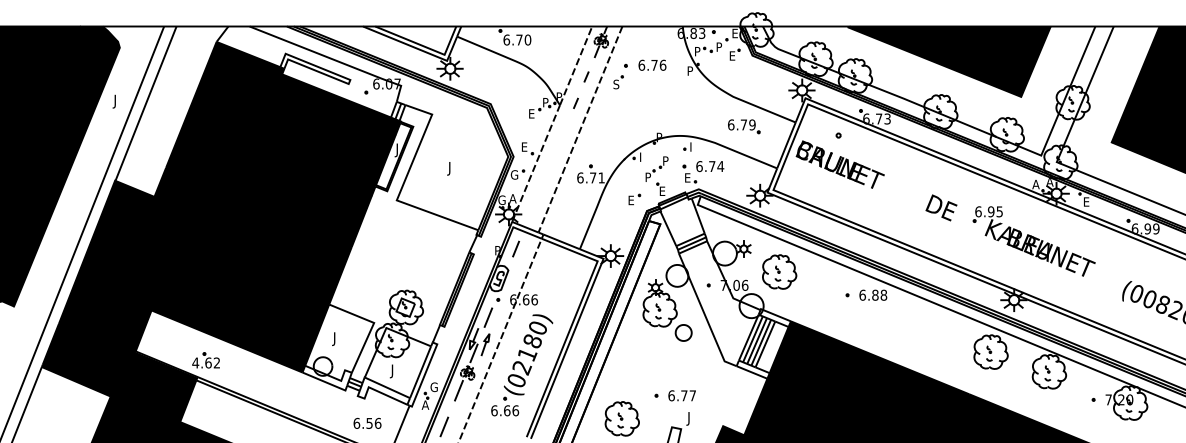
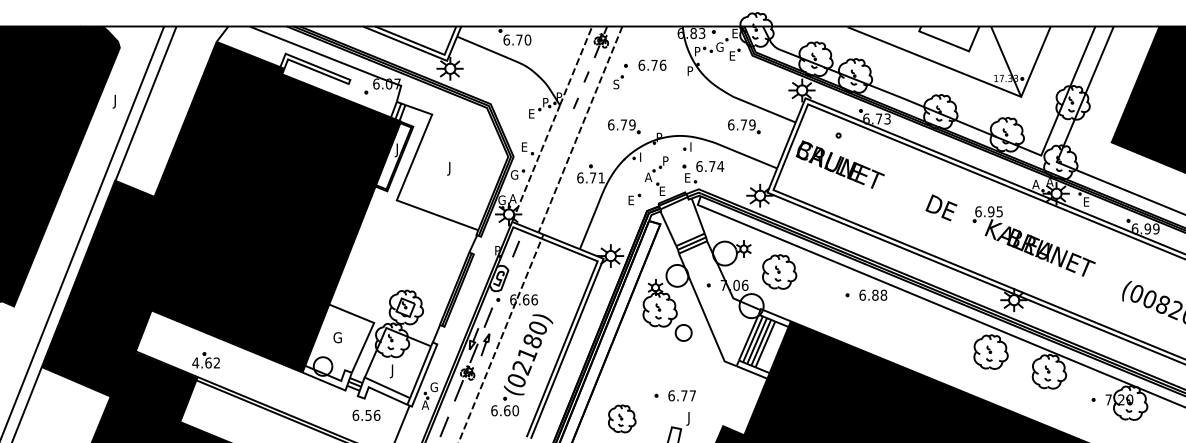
text: P -> G (719, 46)
fill: present -> none (949, 61)
part: none -> present (624, 126)
text: P -> A (648, 176)
text: J -> G (336, 339)
text: 6.66 -> 6.60 (515, 410)
part size: 36x36 px -> 29x30 px (622, 418)
text position: (367, 422) -> (366, 414) (366, 414)
